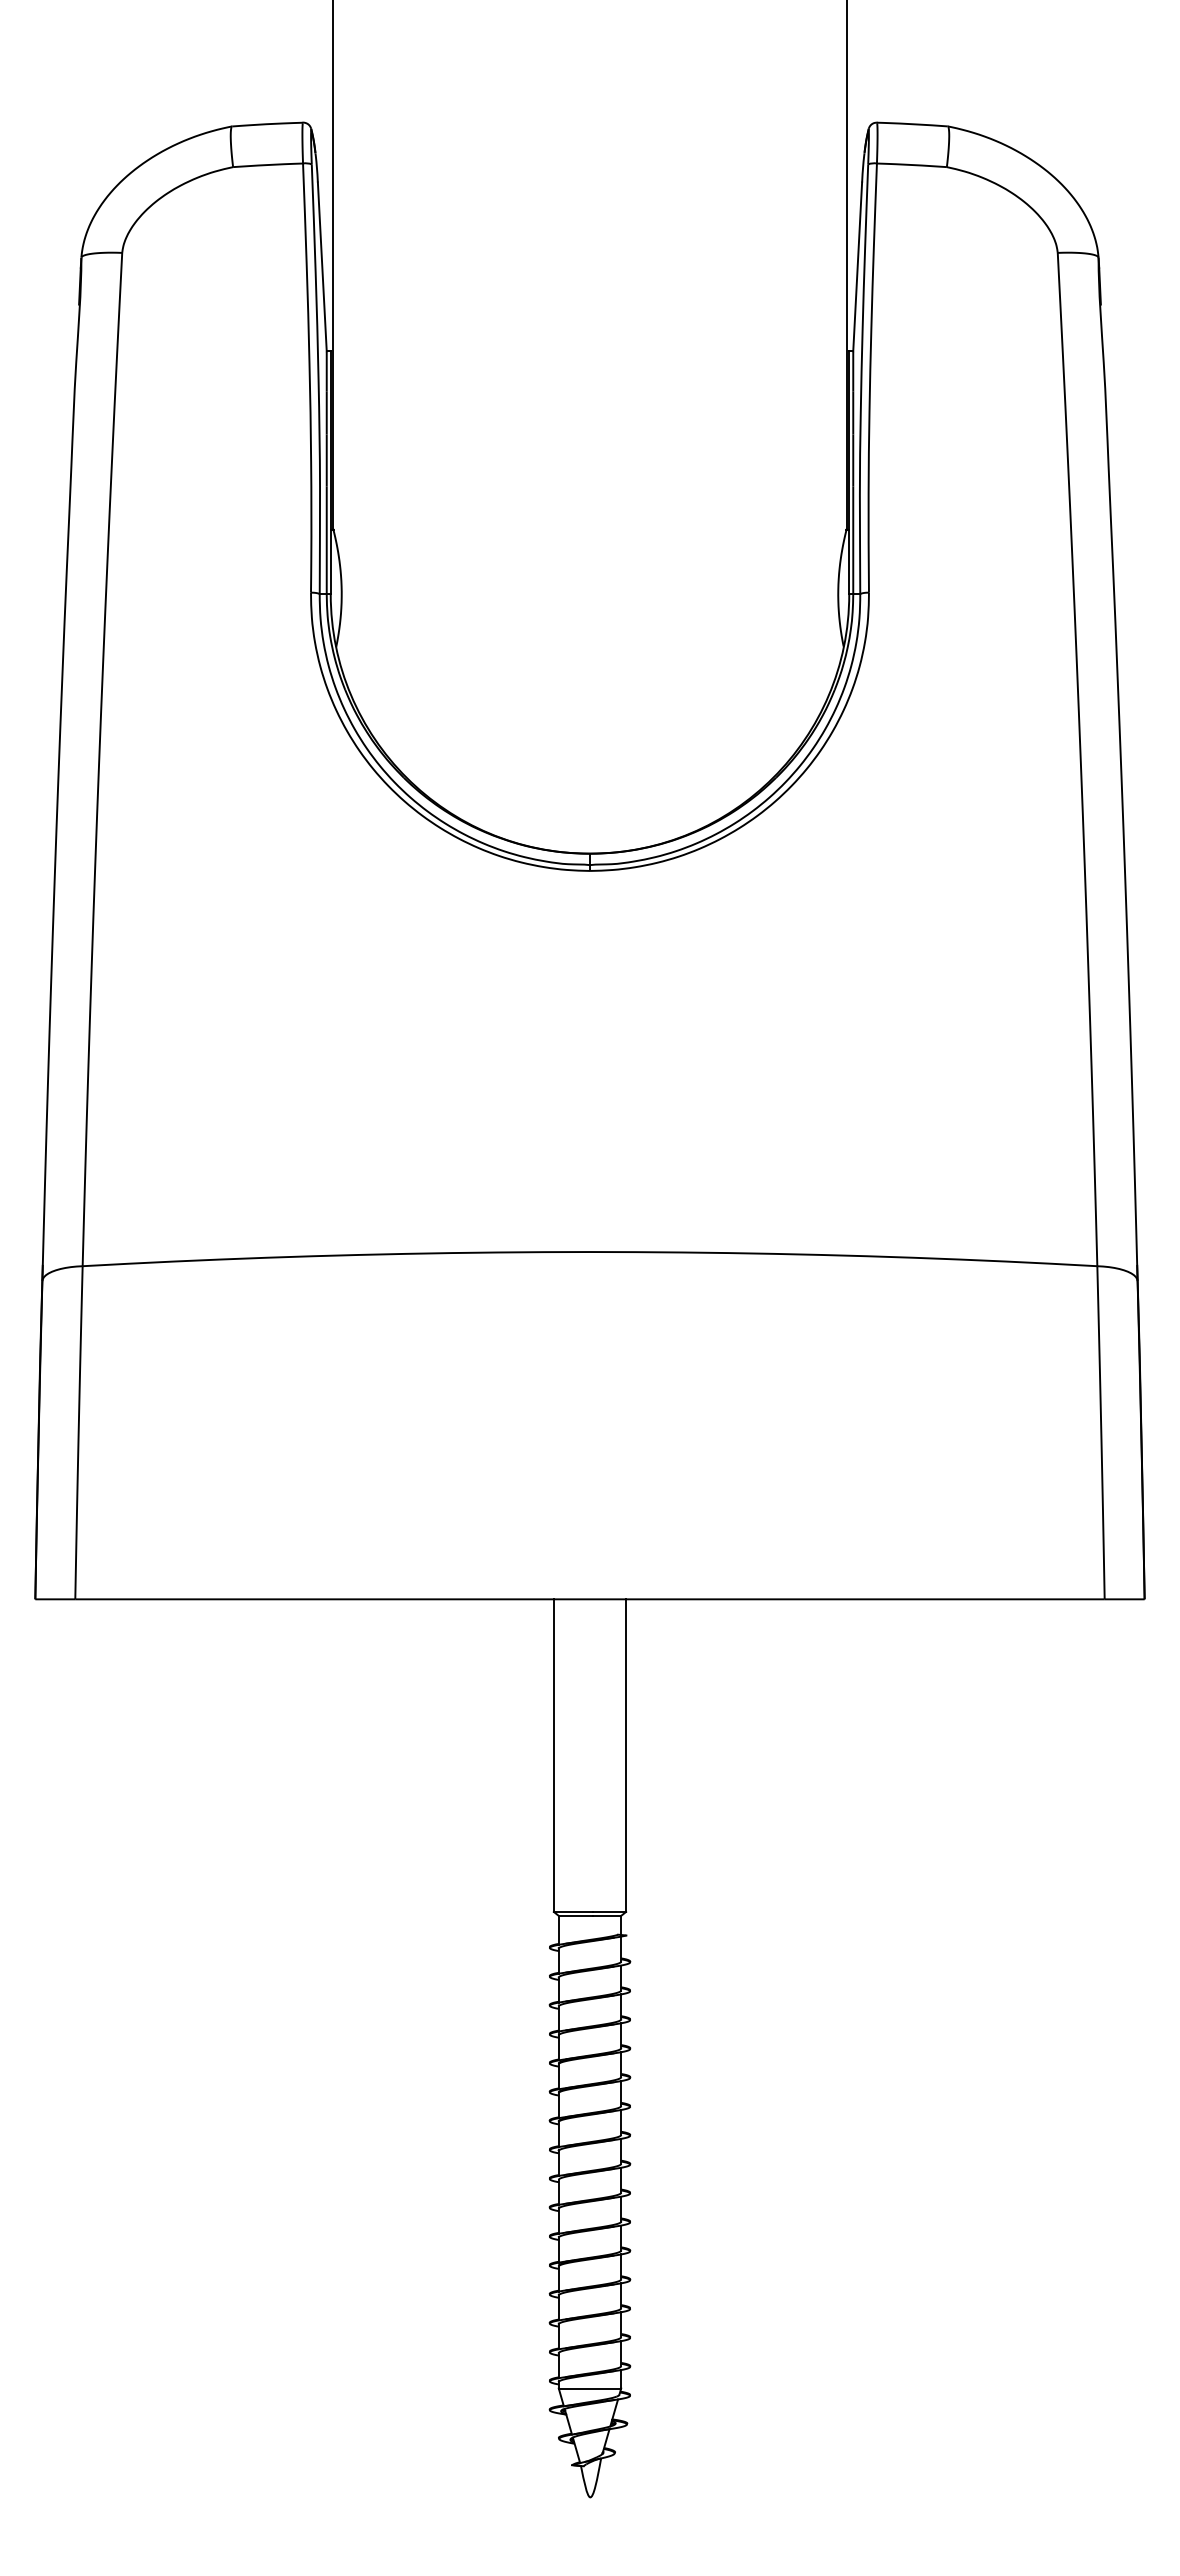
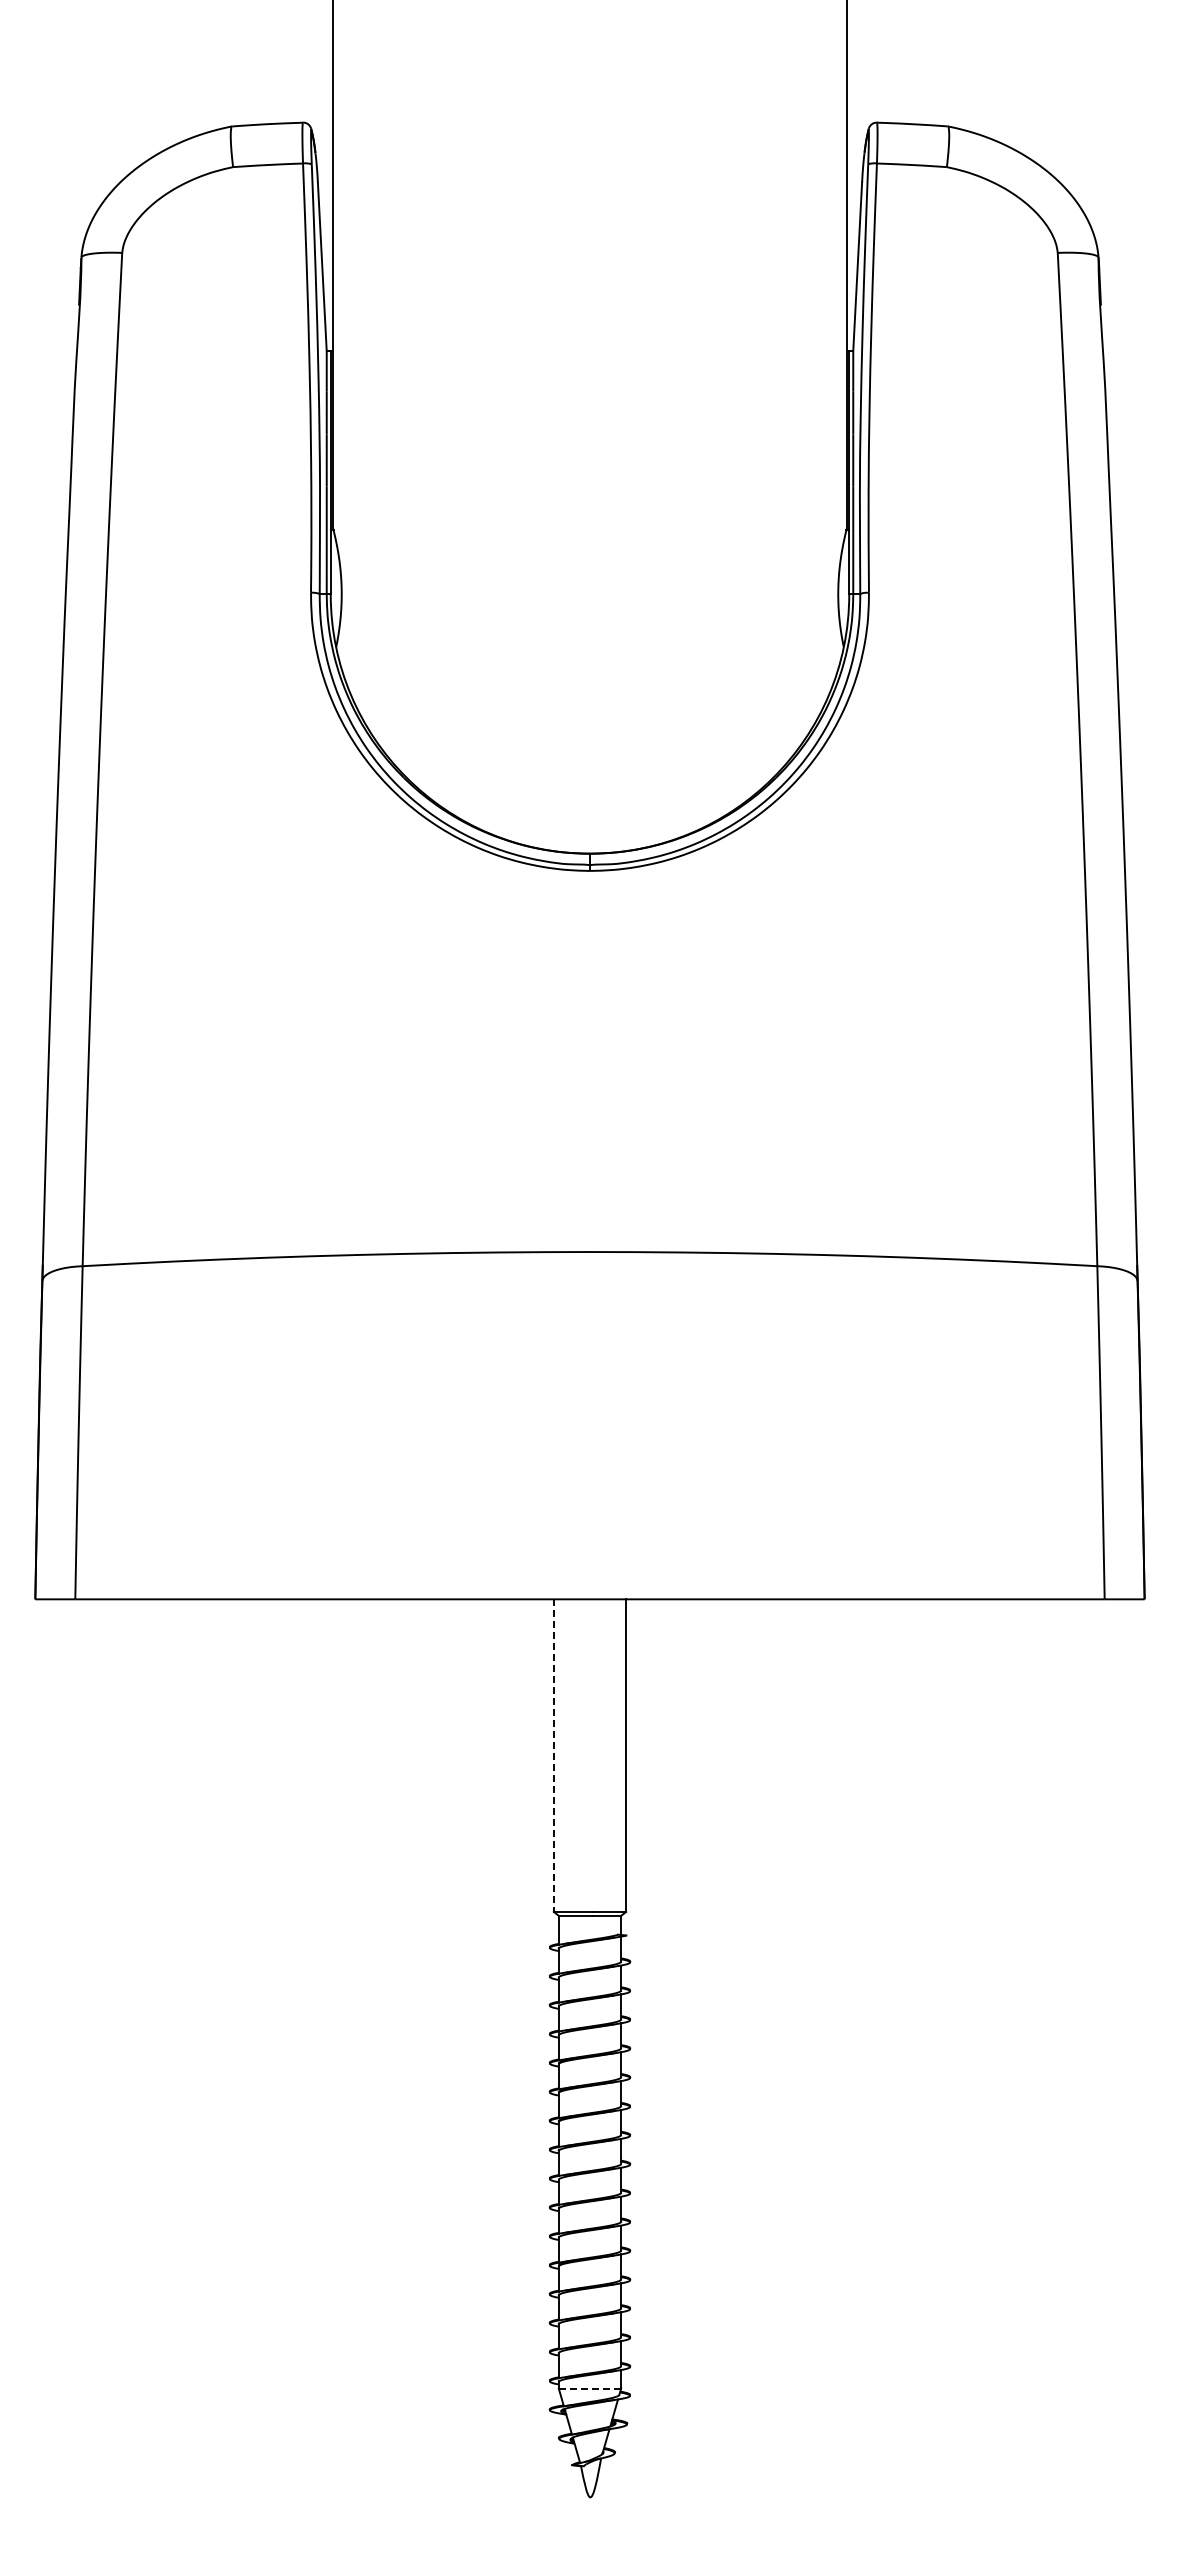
line: solid -> dashed (553, 1756)
line: solid -> dashed (589, 2388)
